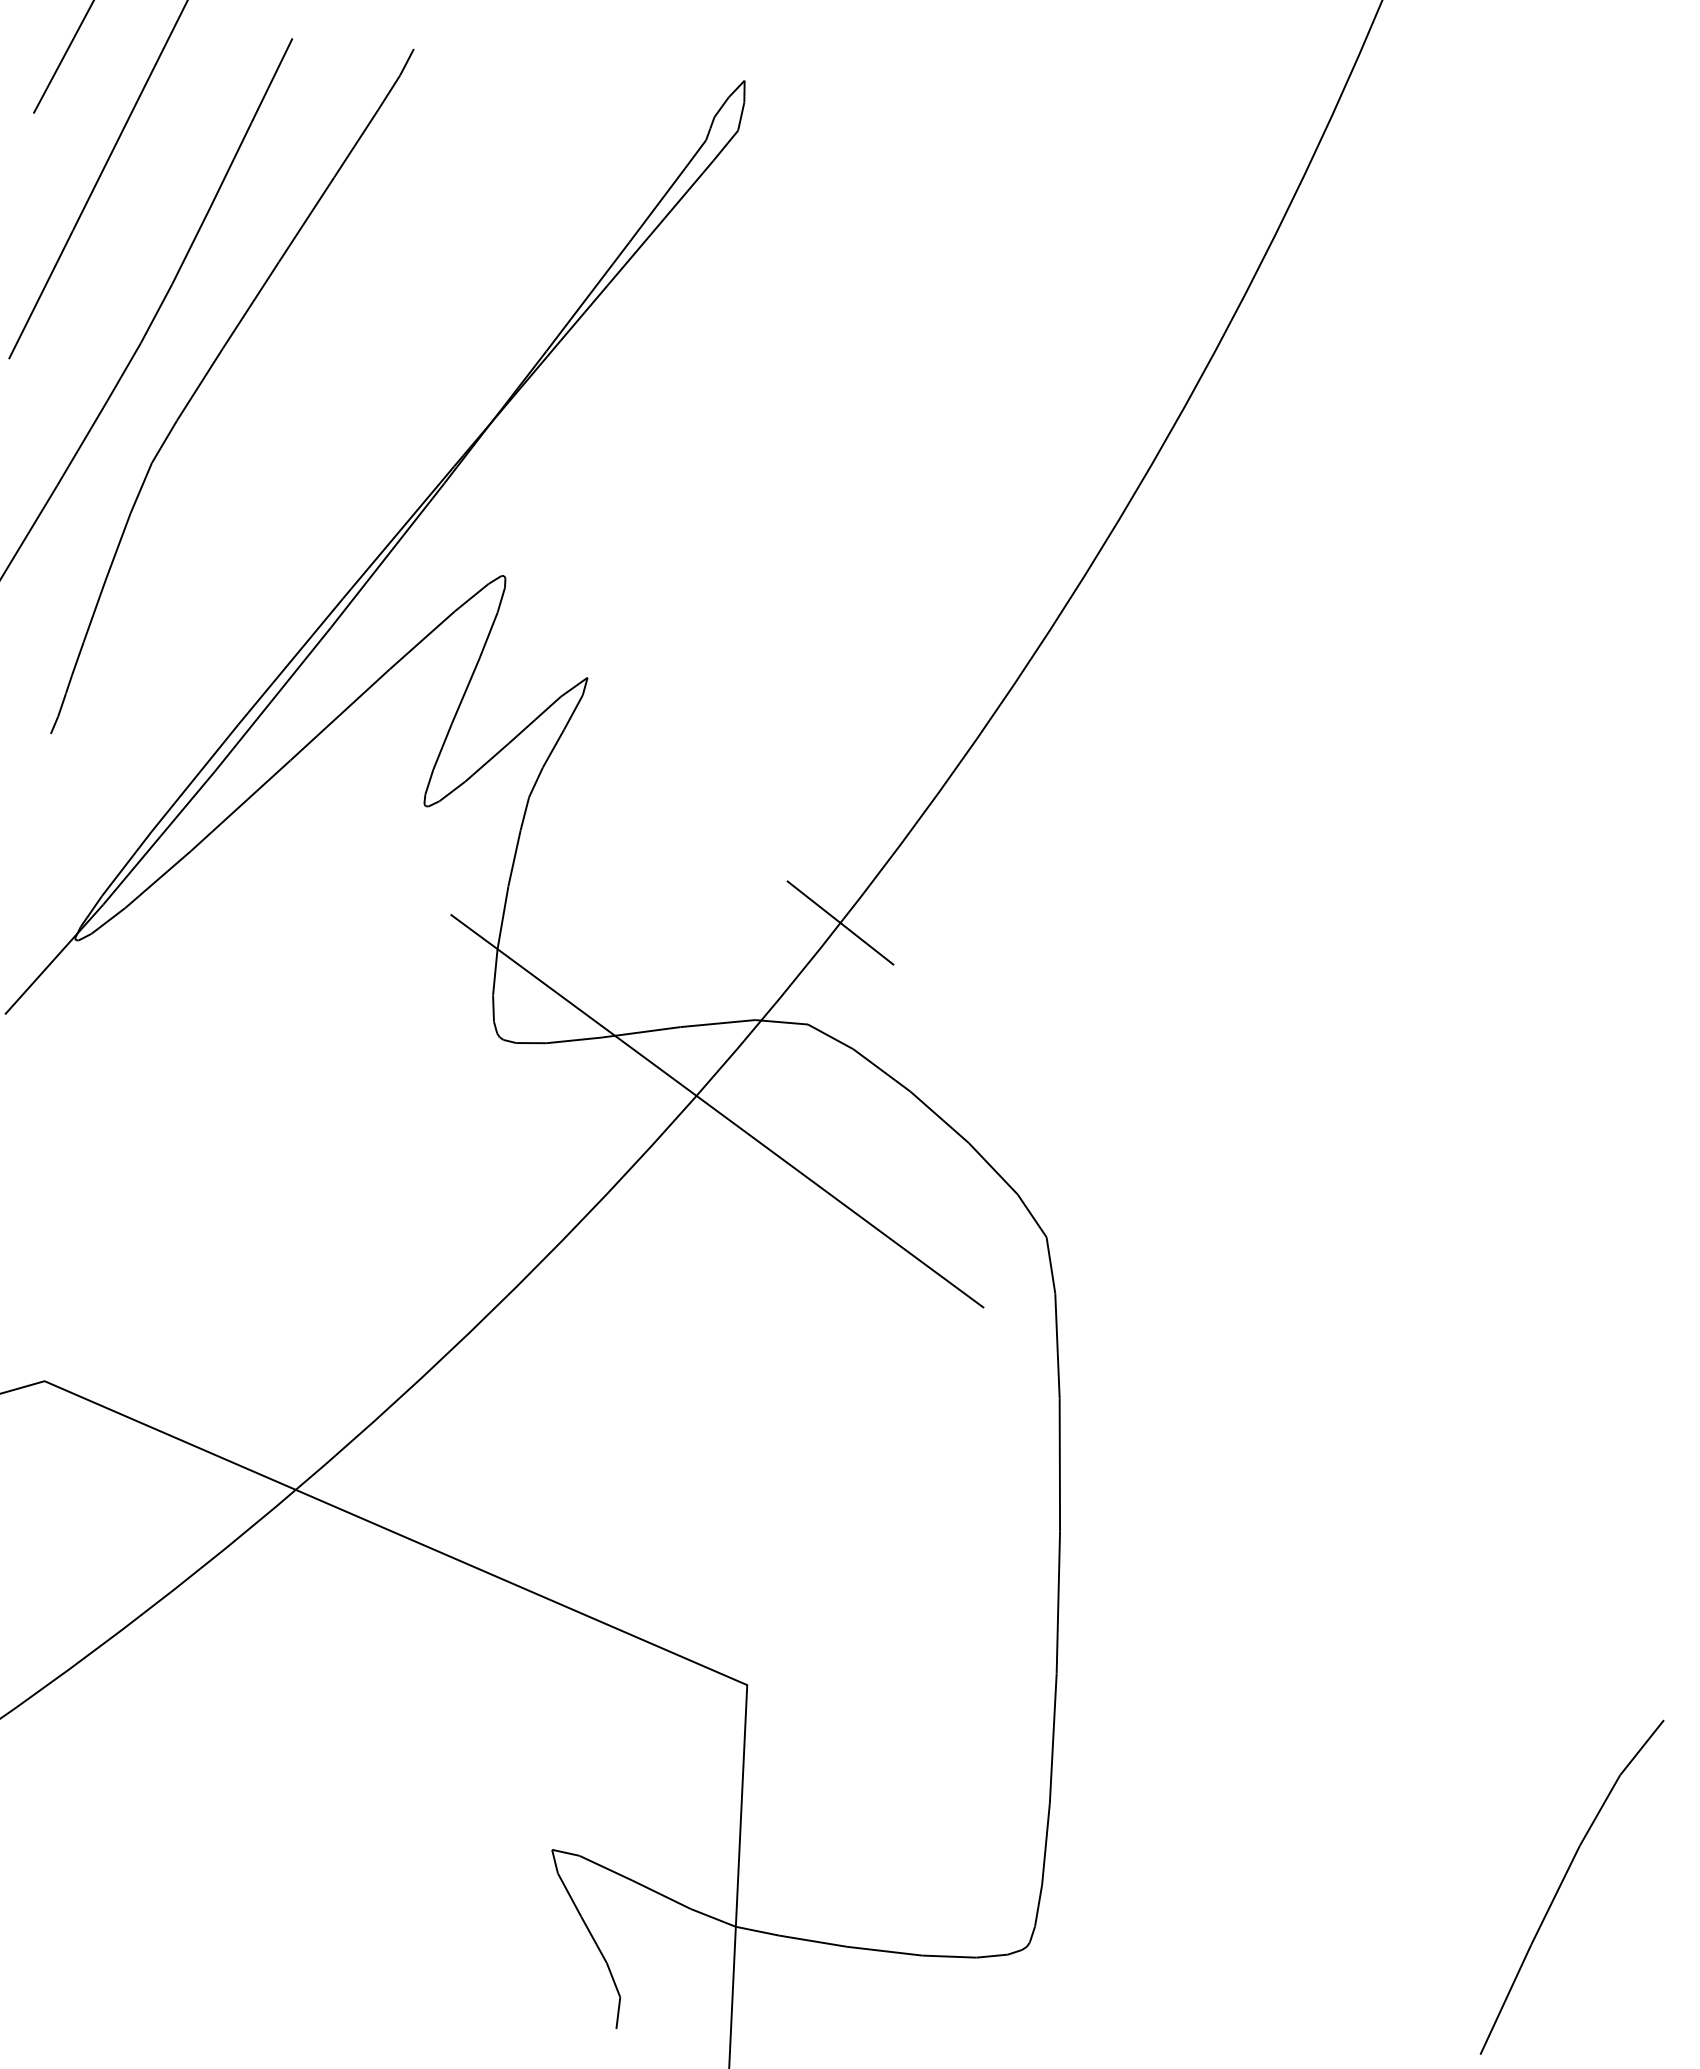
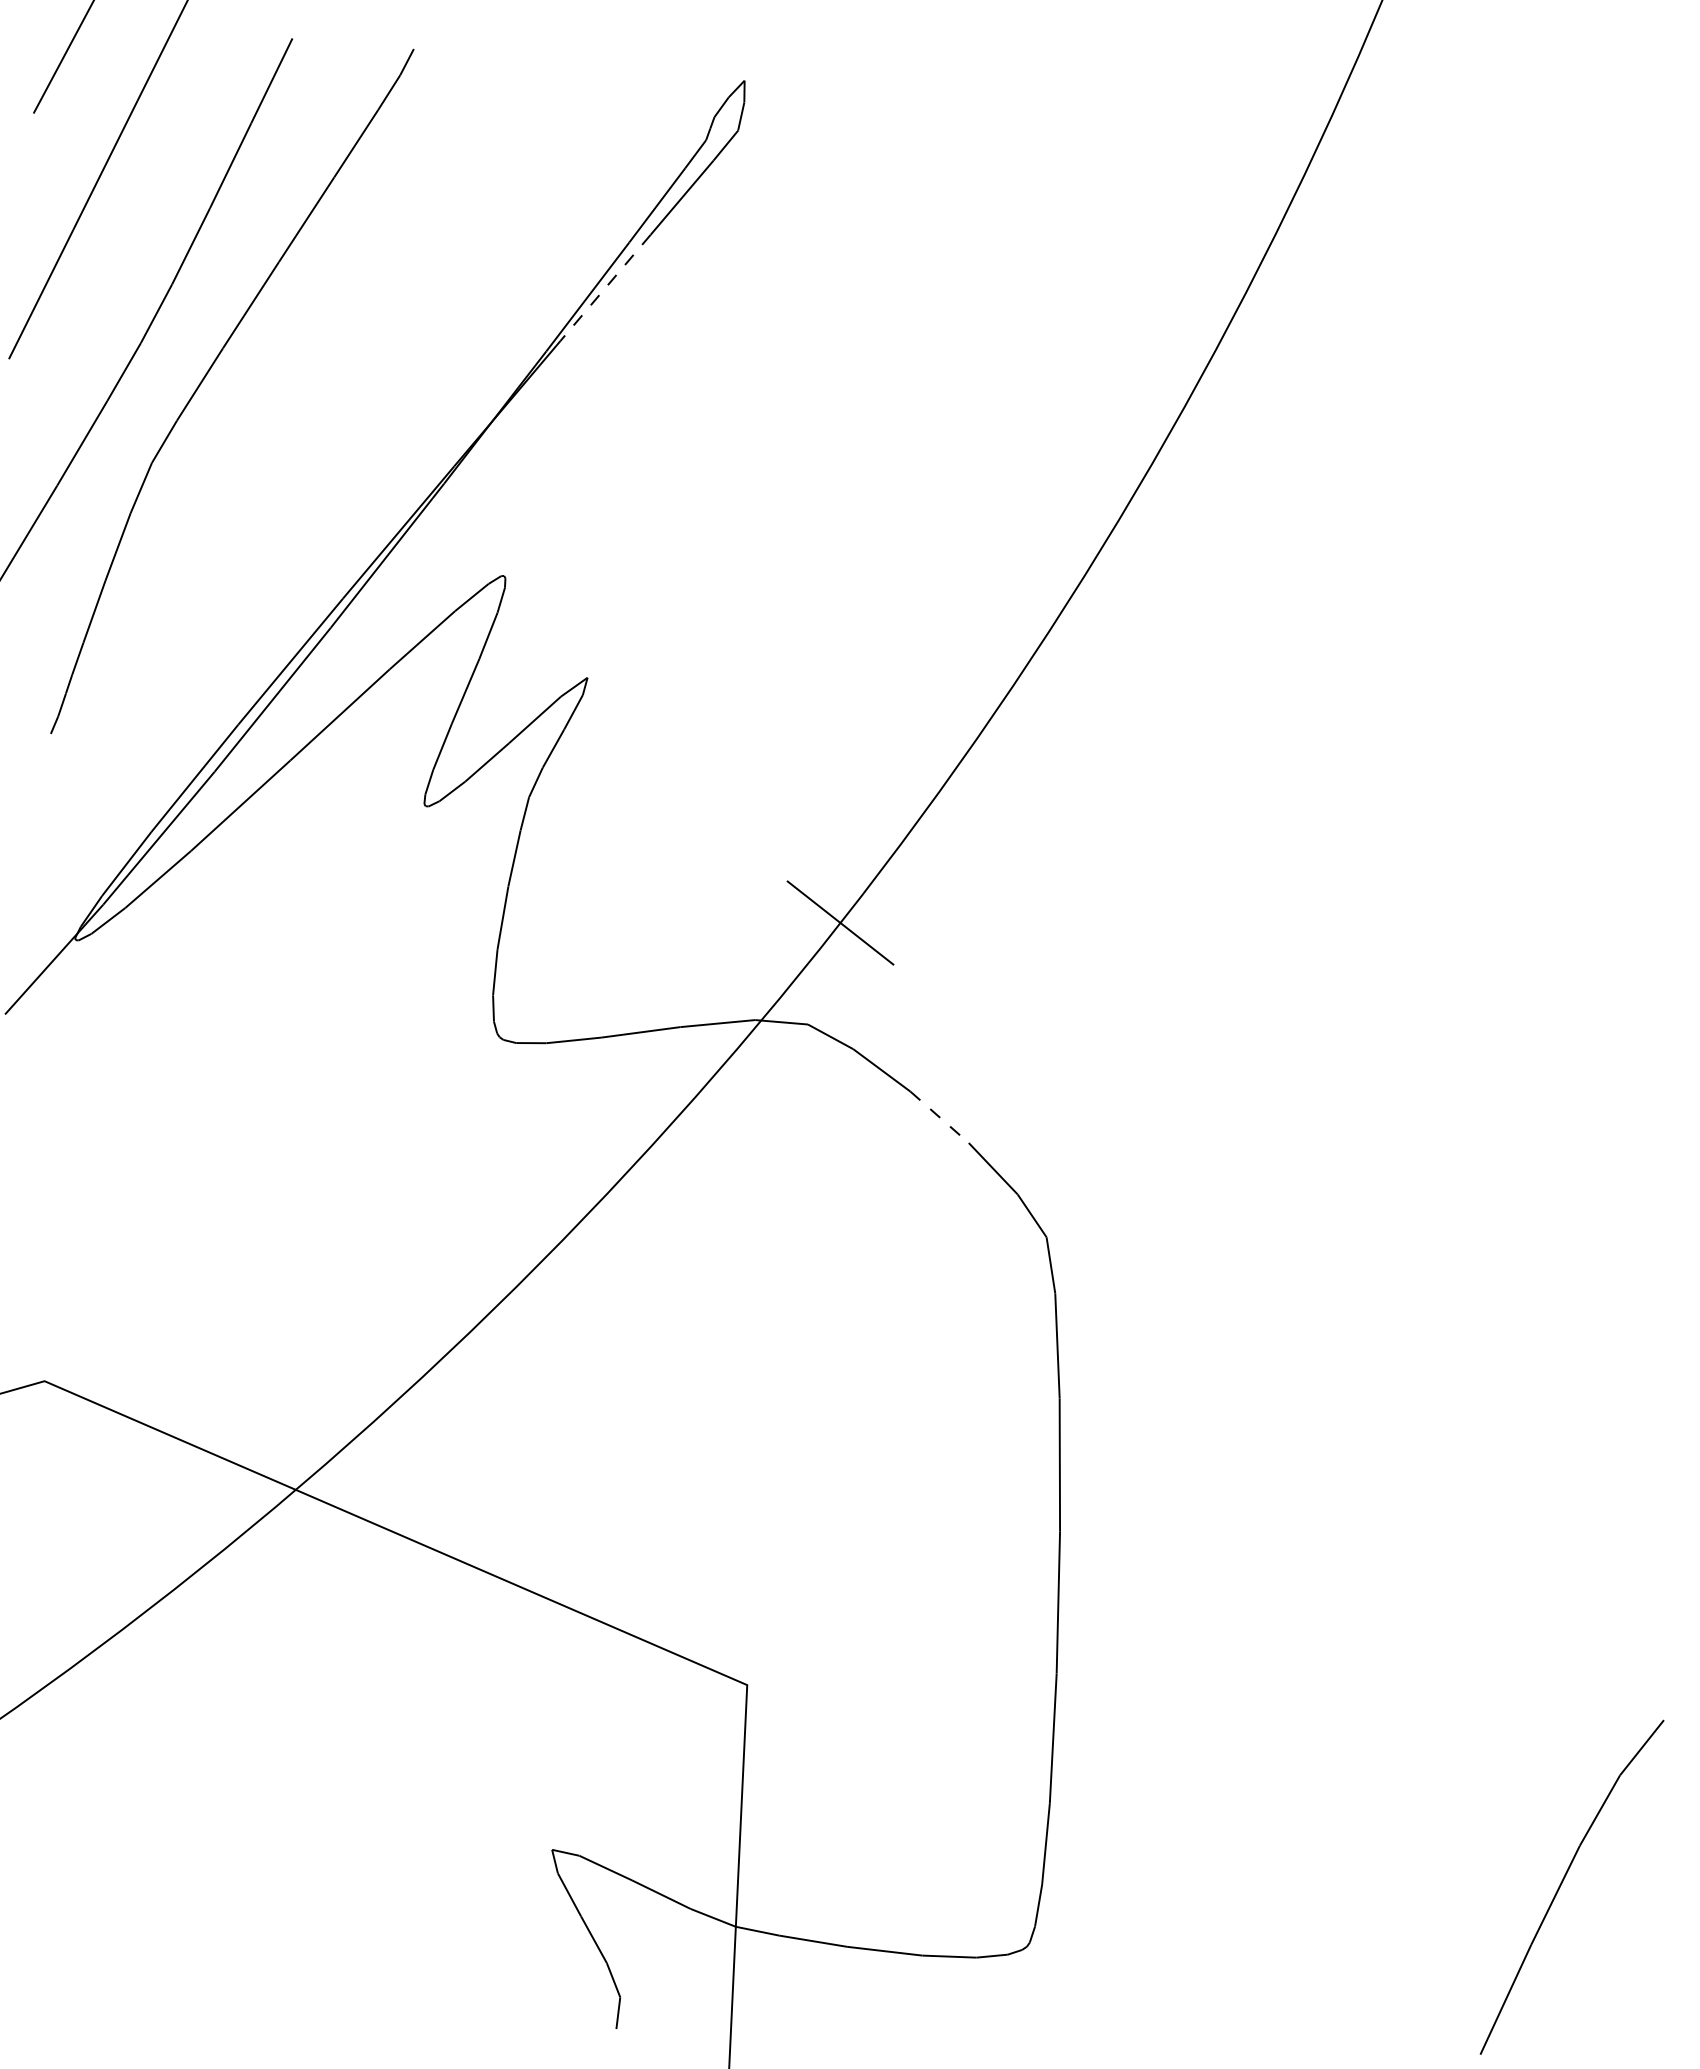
line: solid -> dashed (605, 287)
line: present -> none (717, 1111)
line: solid -> dashed (939, 1117)
